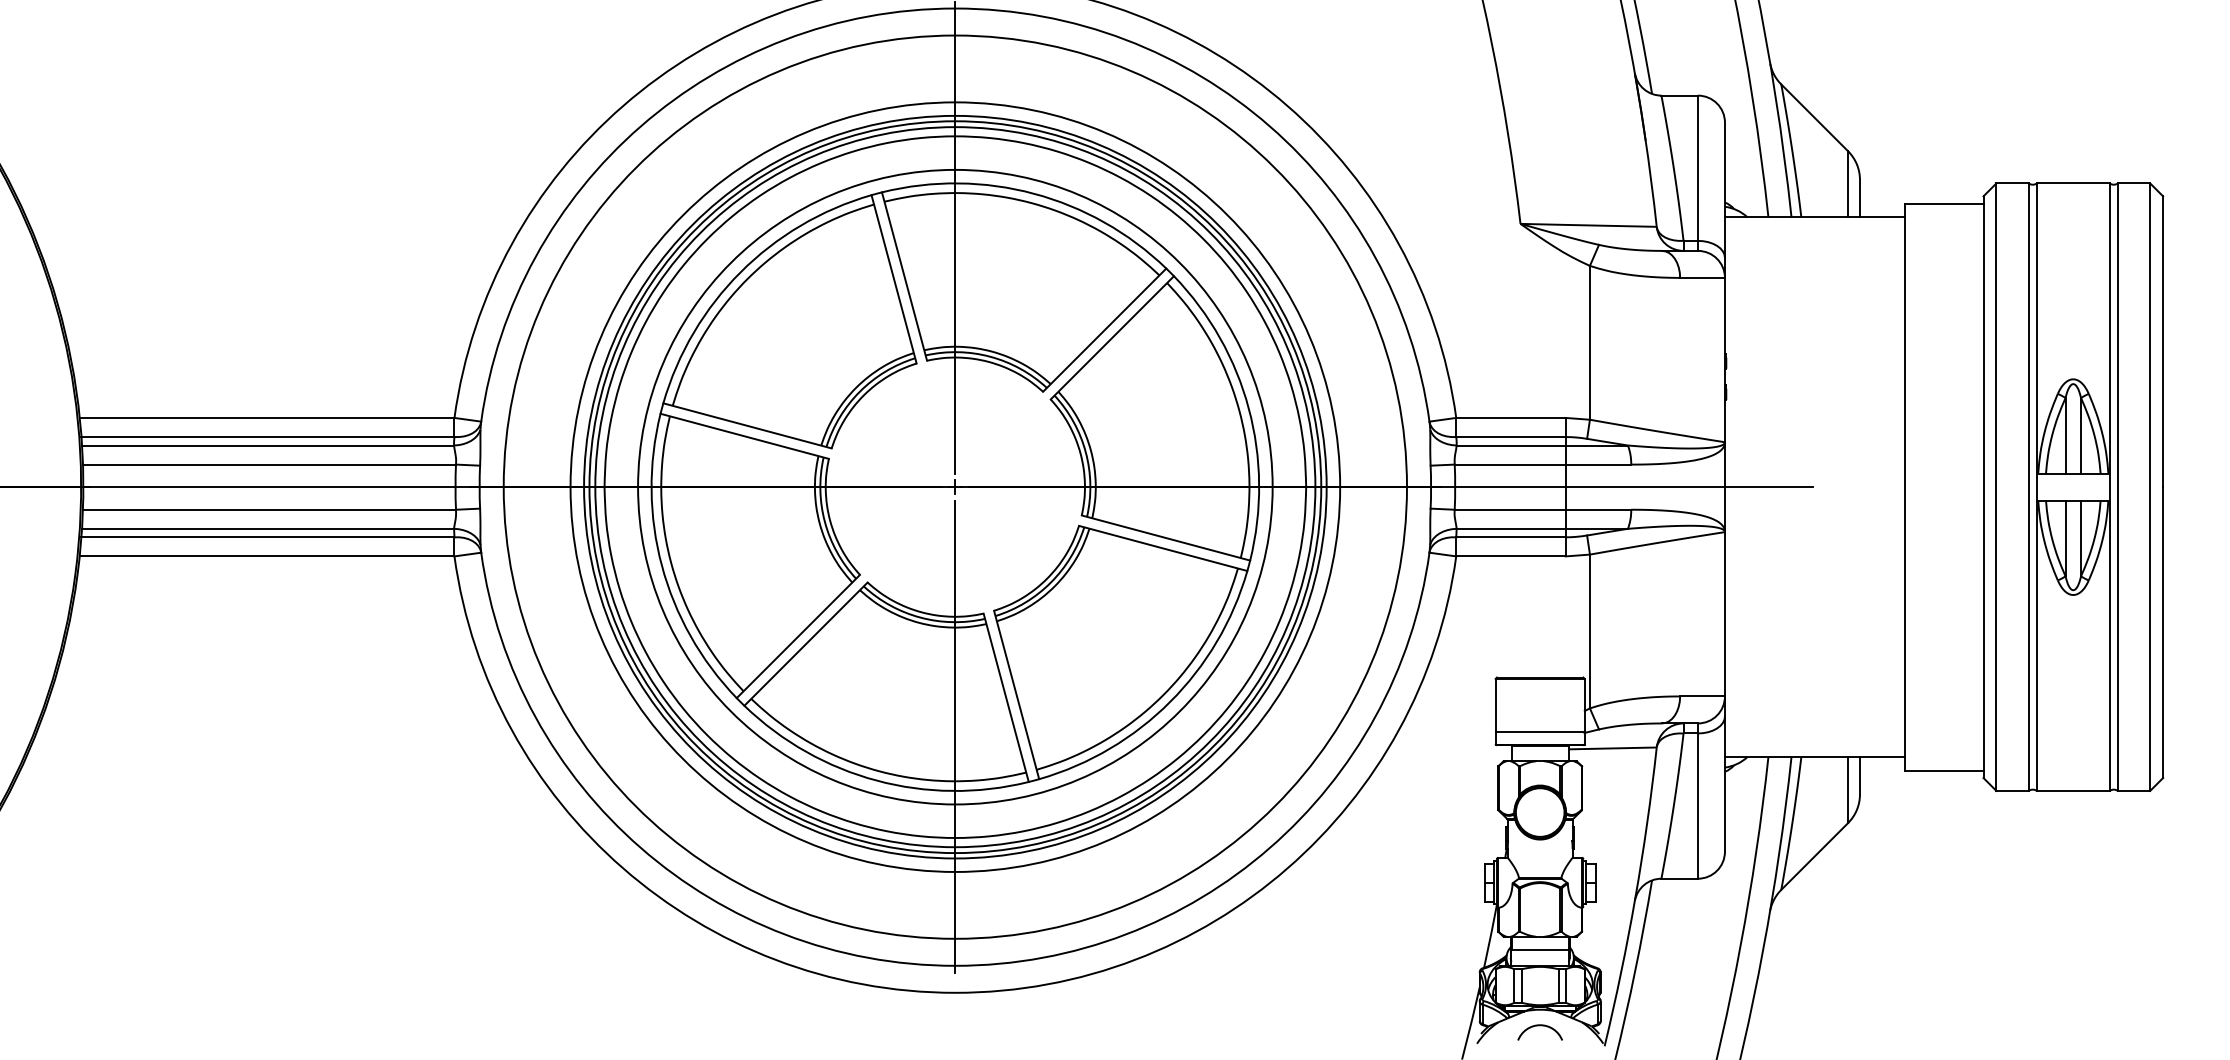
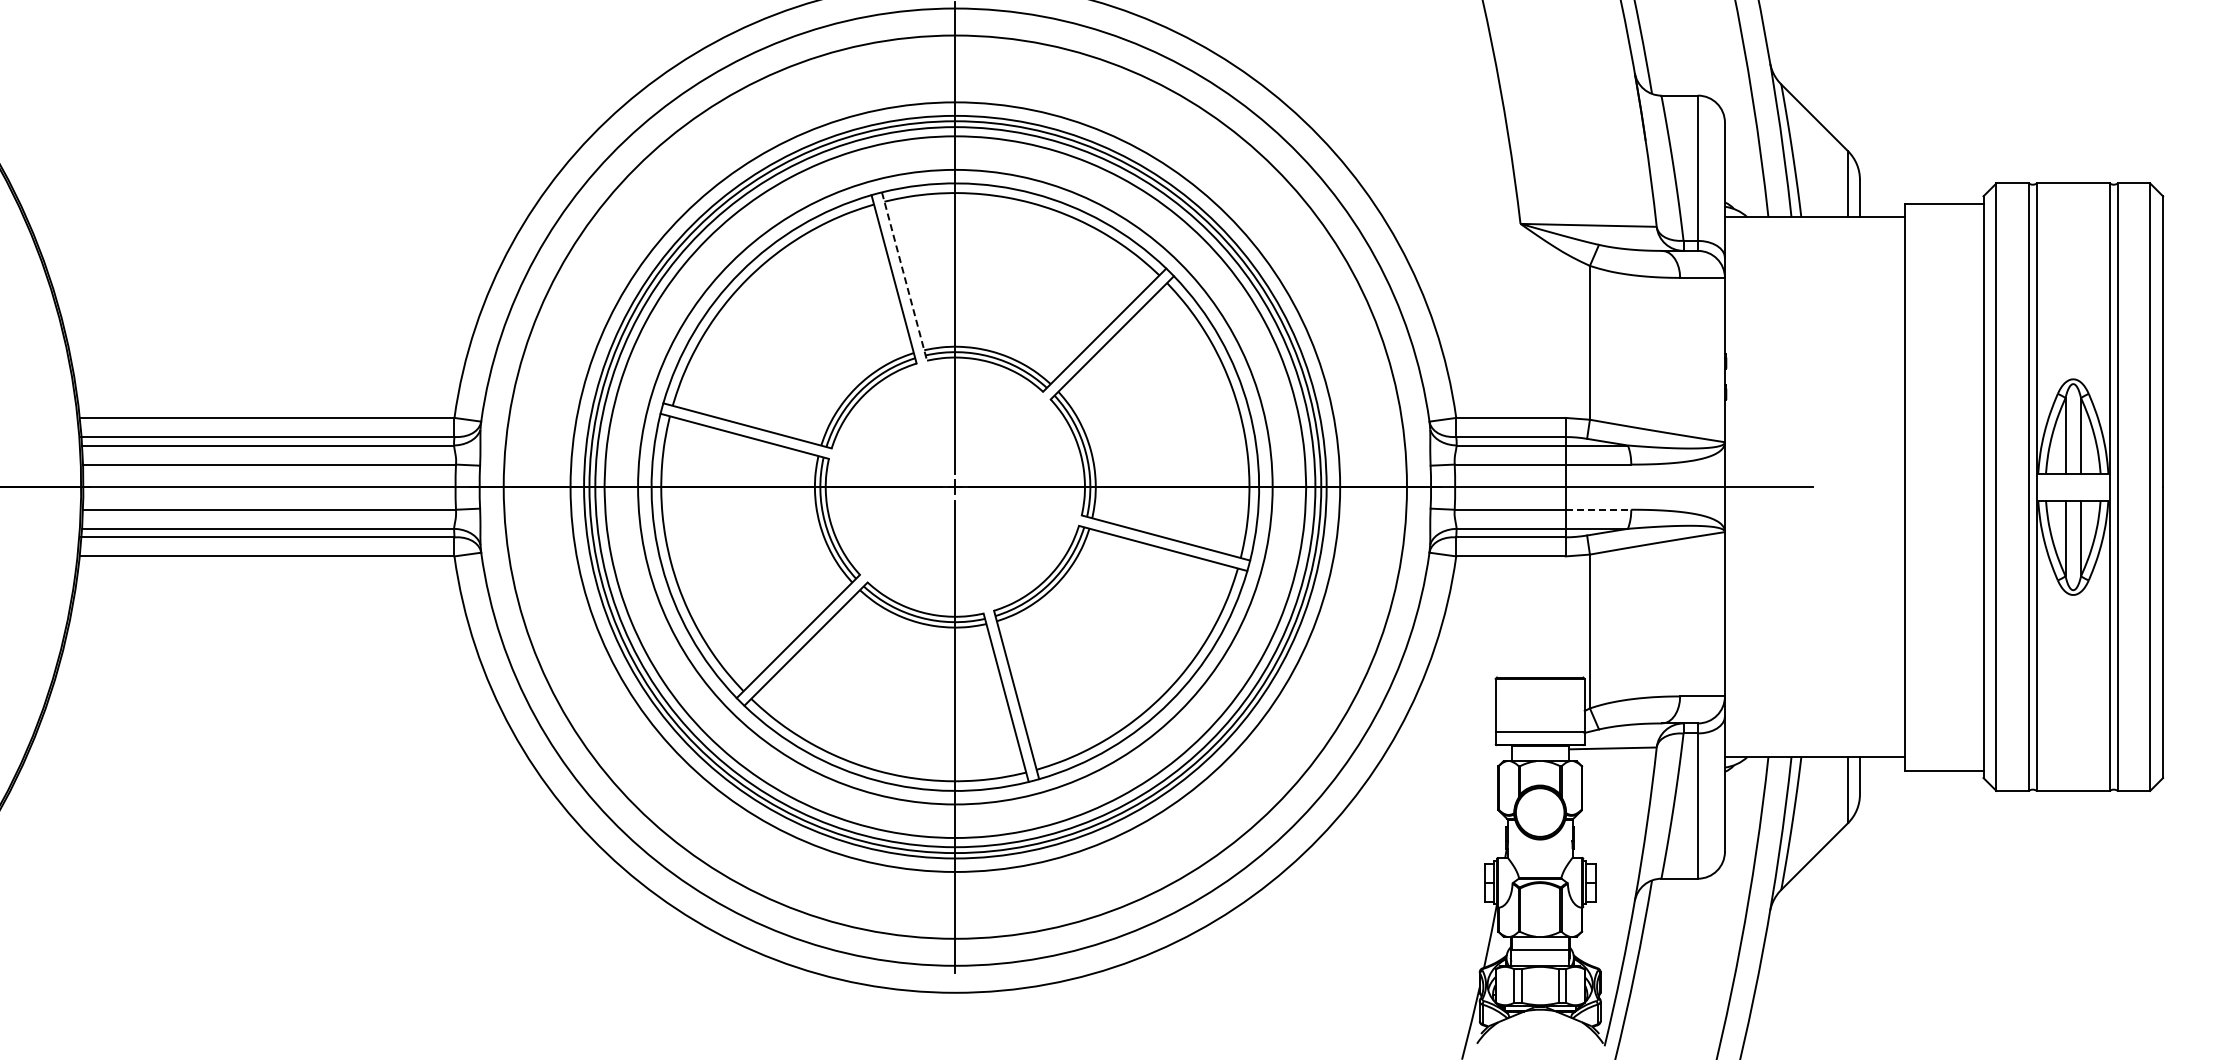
line: solid -> dashed (904, 277)
line: solid -> dashed (1598, 509)
arc: present -> none (1539, 1026)
